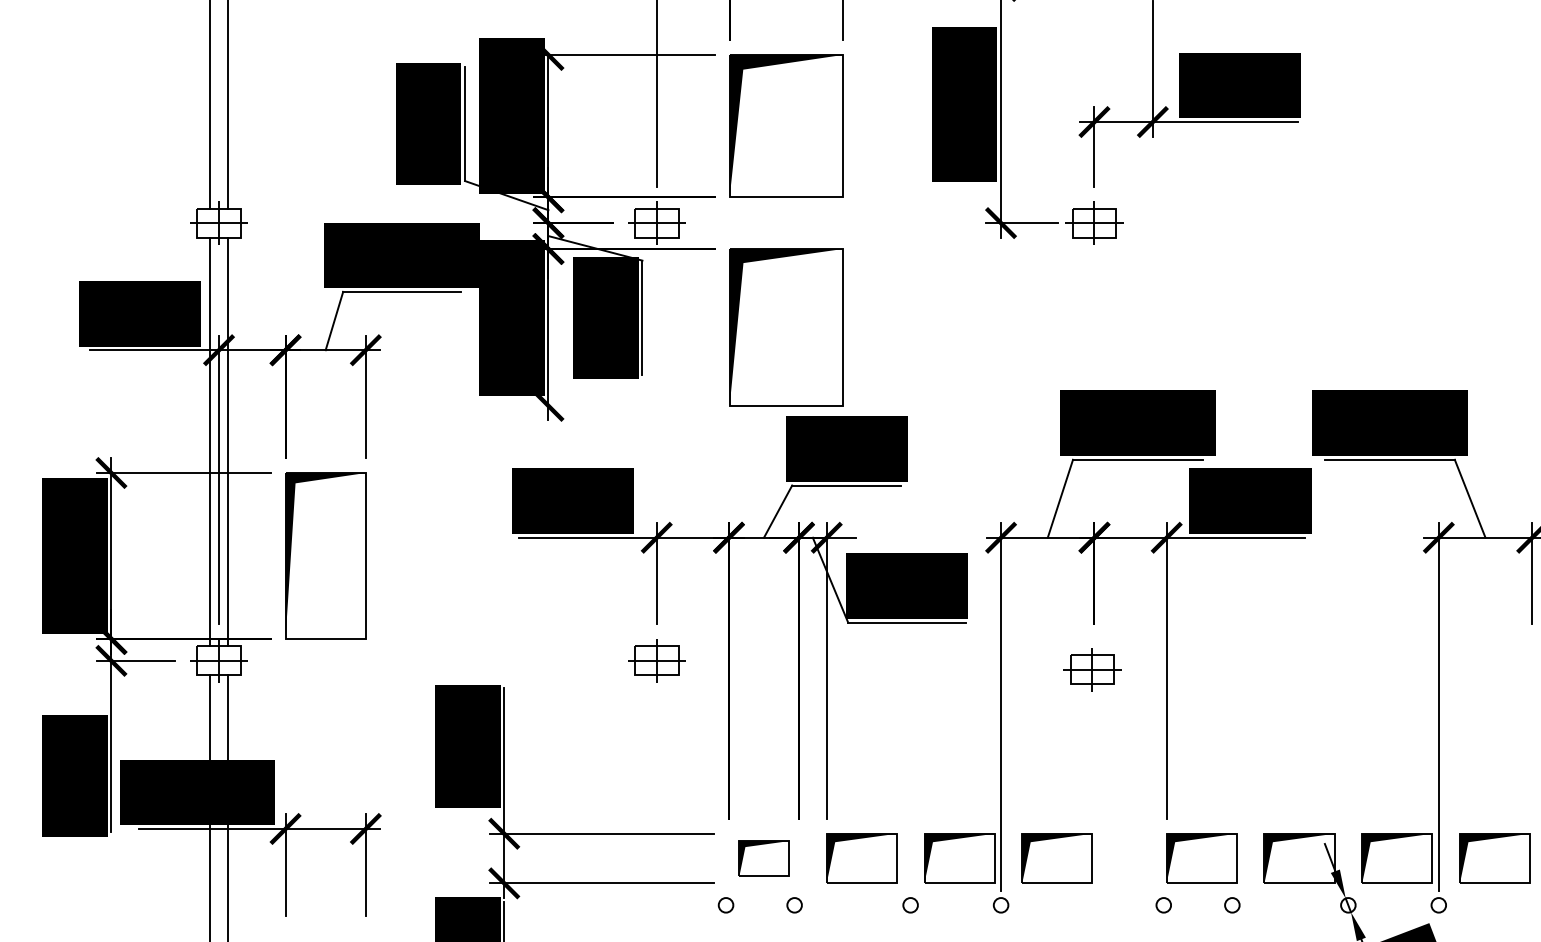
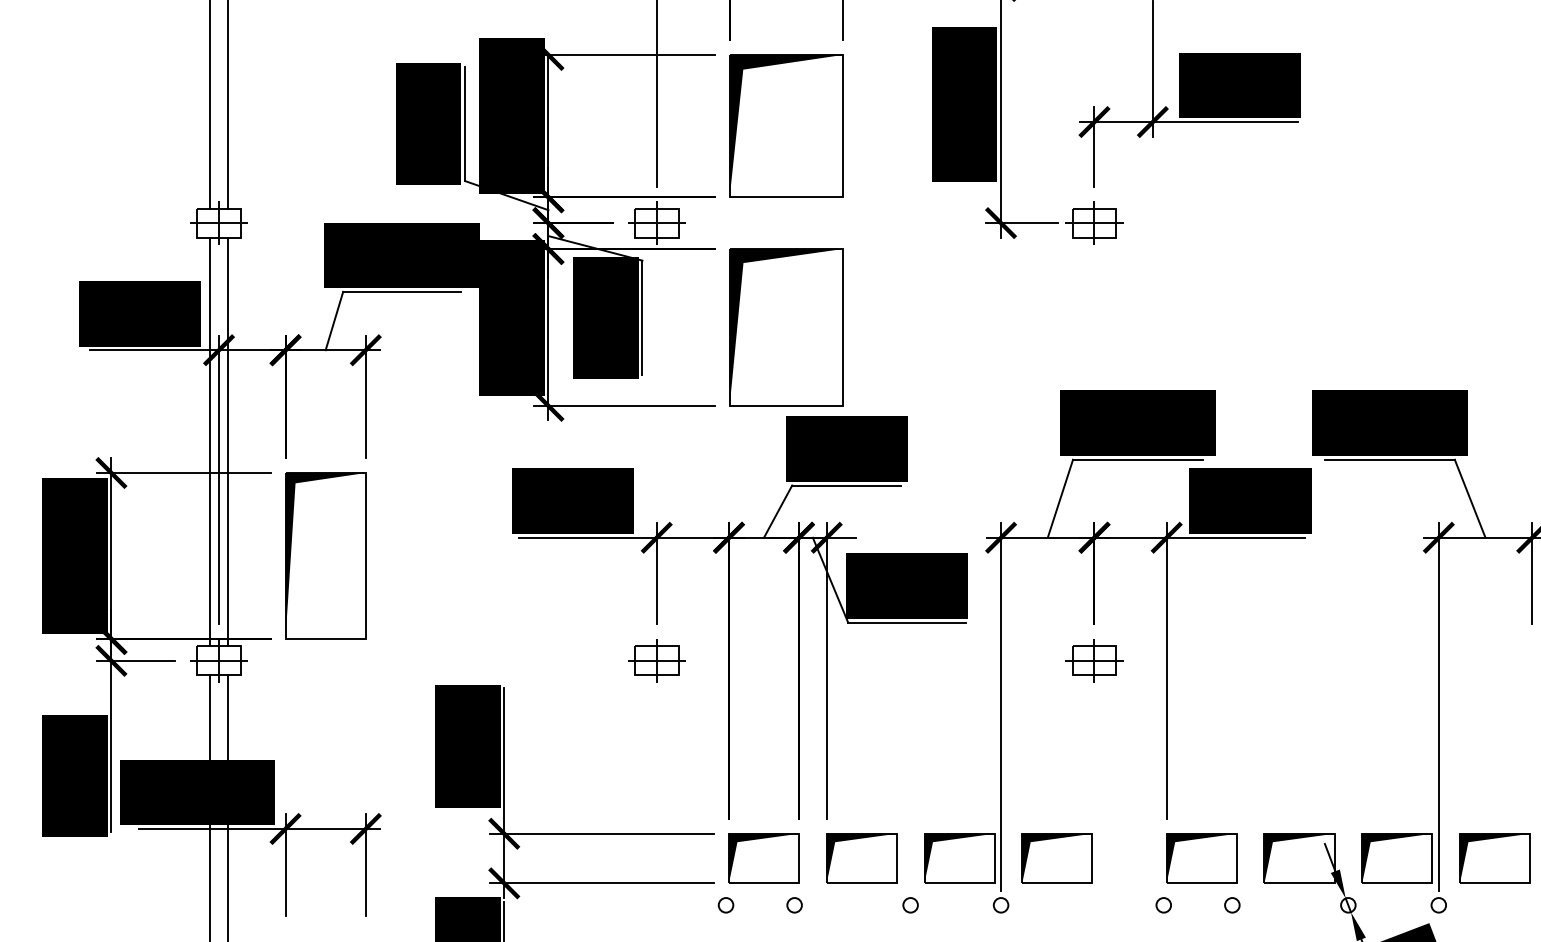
line: none -> present (624, 405)
part position: (1092, 669) -> (1094, 660) (1094, 660)
part size: 52x37 px -> 72x51 px (763, 858)
